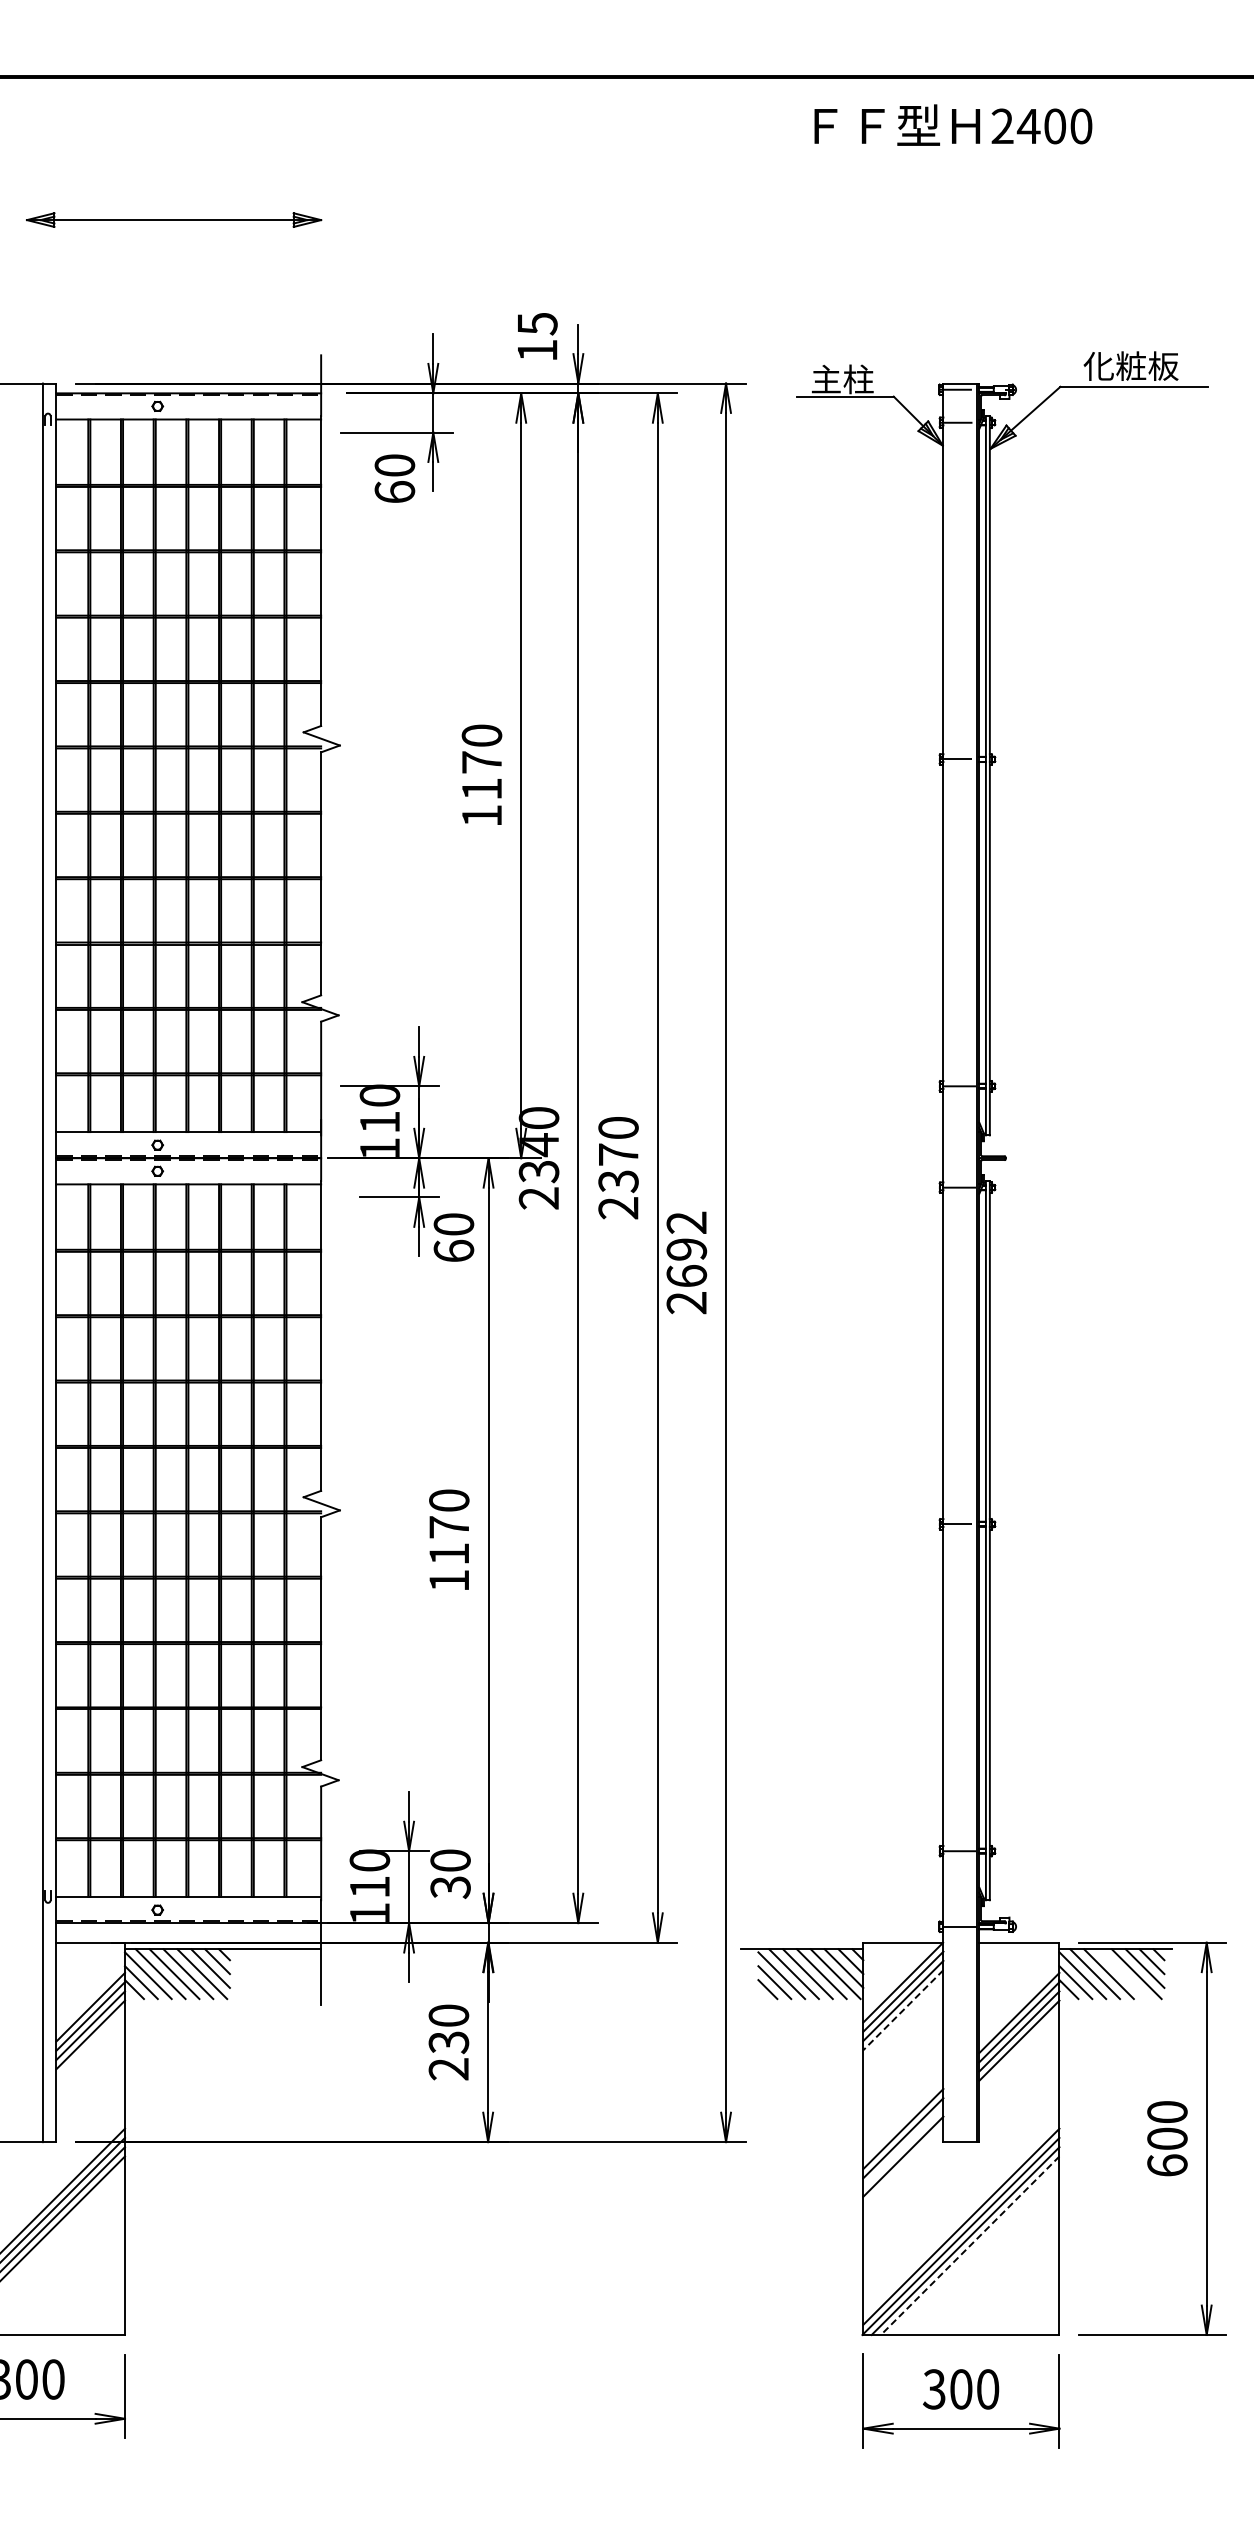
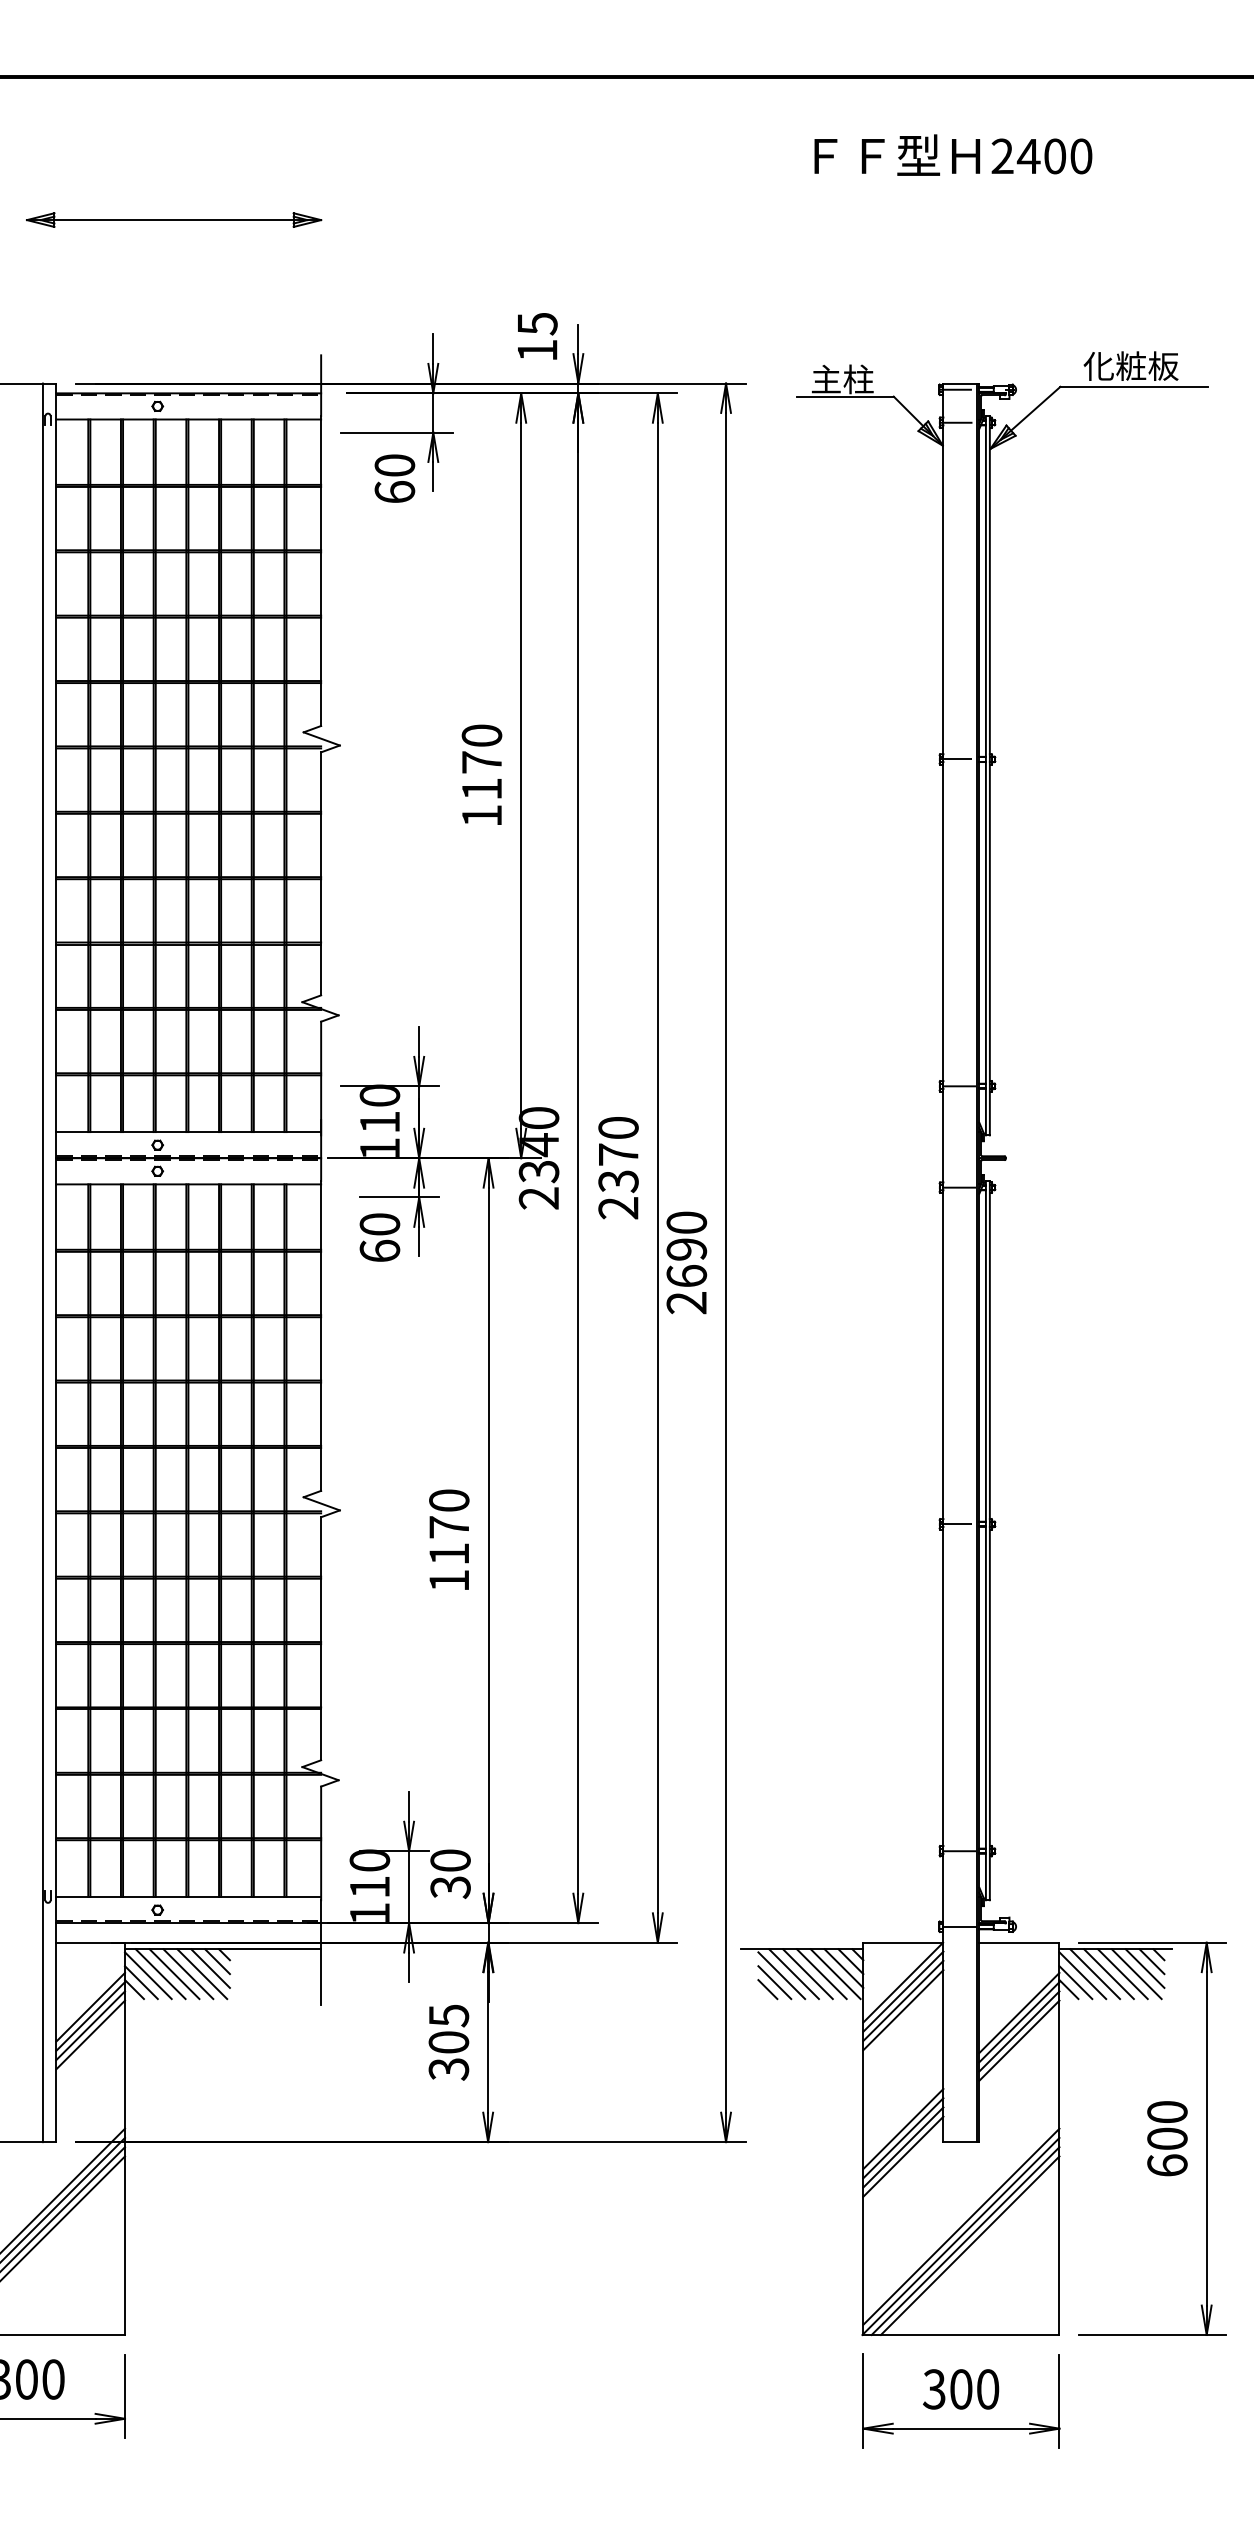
text position: (953, 124) -> (953, 154) (953, 154)
text: 2692 -> 2690 (686, 1222)
text position: (453, 1237) -> (379, 1237) (379, 1237)
line: none -> present (1122, 1974)
line: dashed -> solid (903, 2010)
text: 230 -> 305 (448, 2042)
line: none -> present (903, 2147)
line: dashed -> solid (969, 2246)
